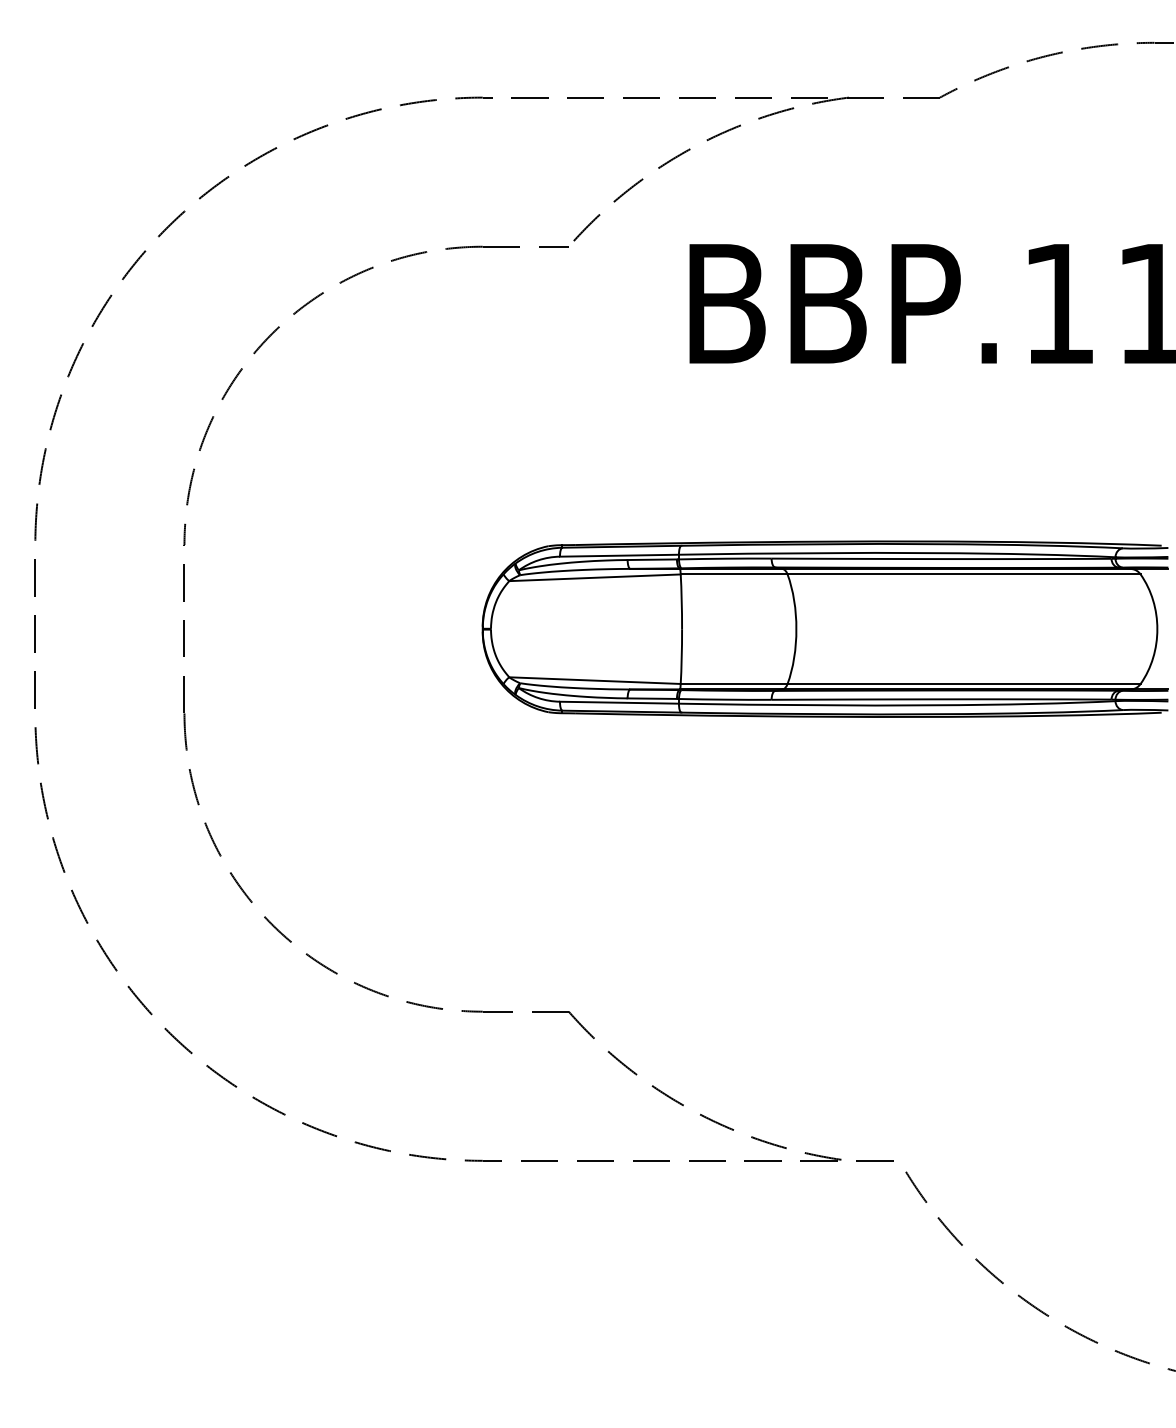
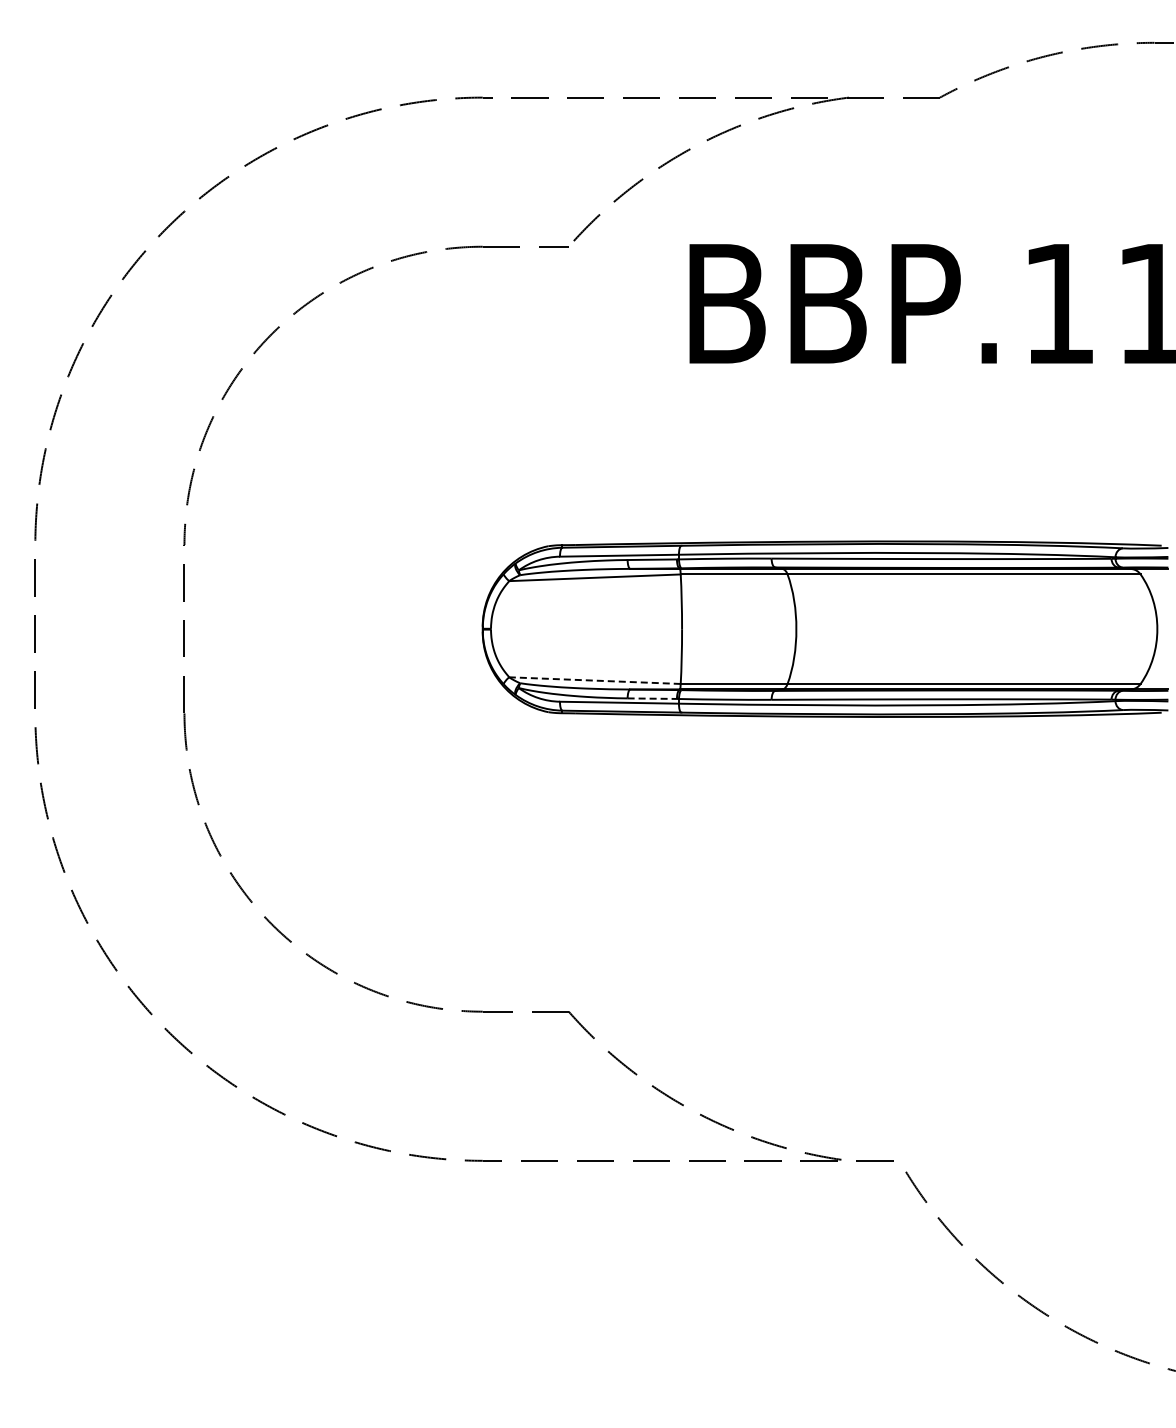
line: solid -> dashed (594, 680)
line: solid -> dashed (652, 698)
